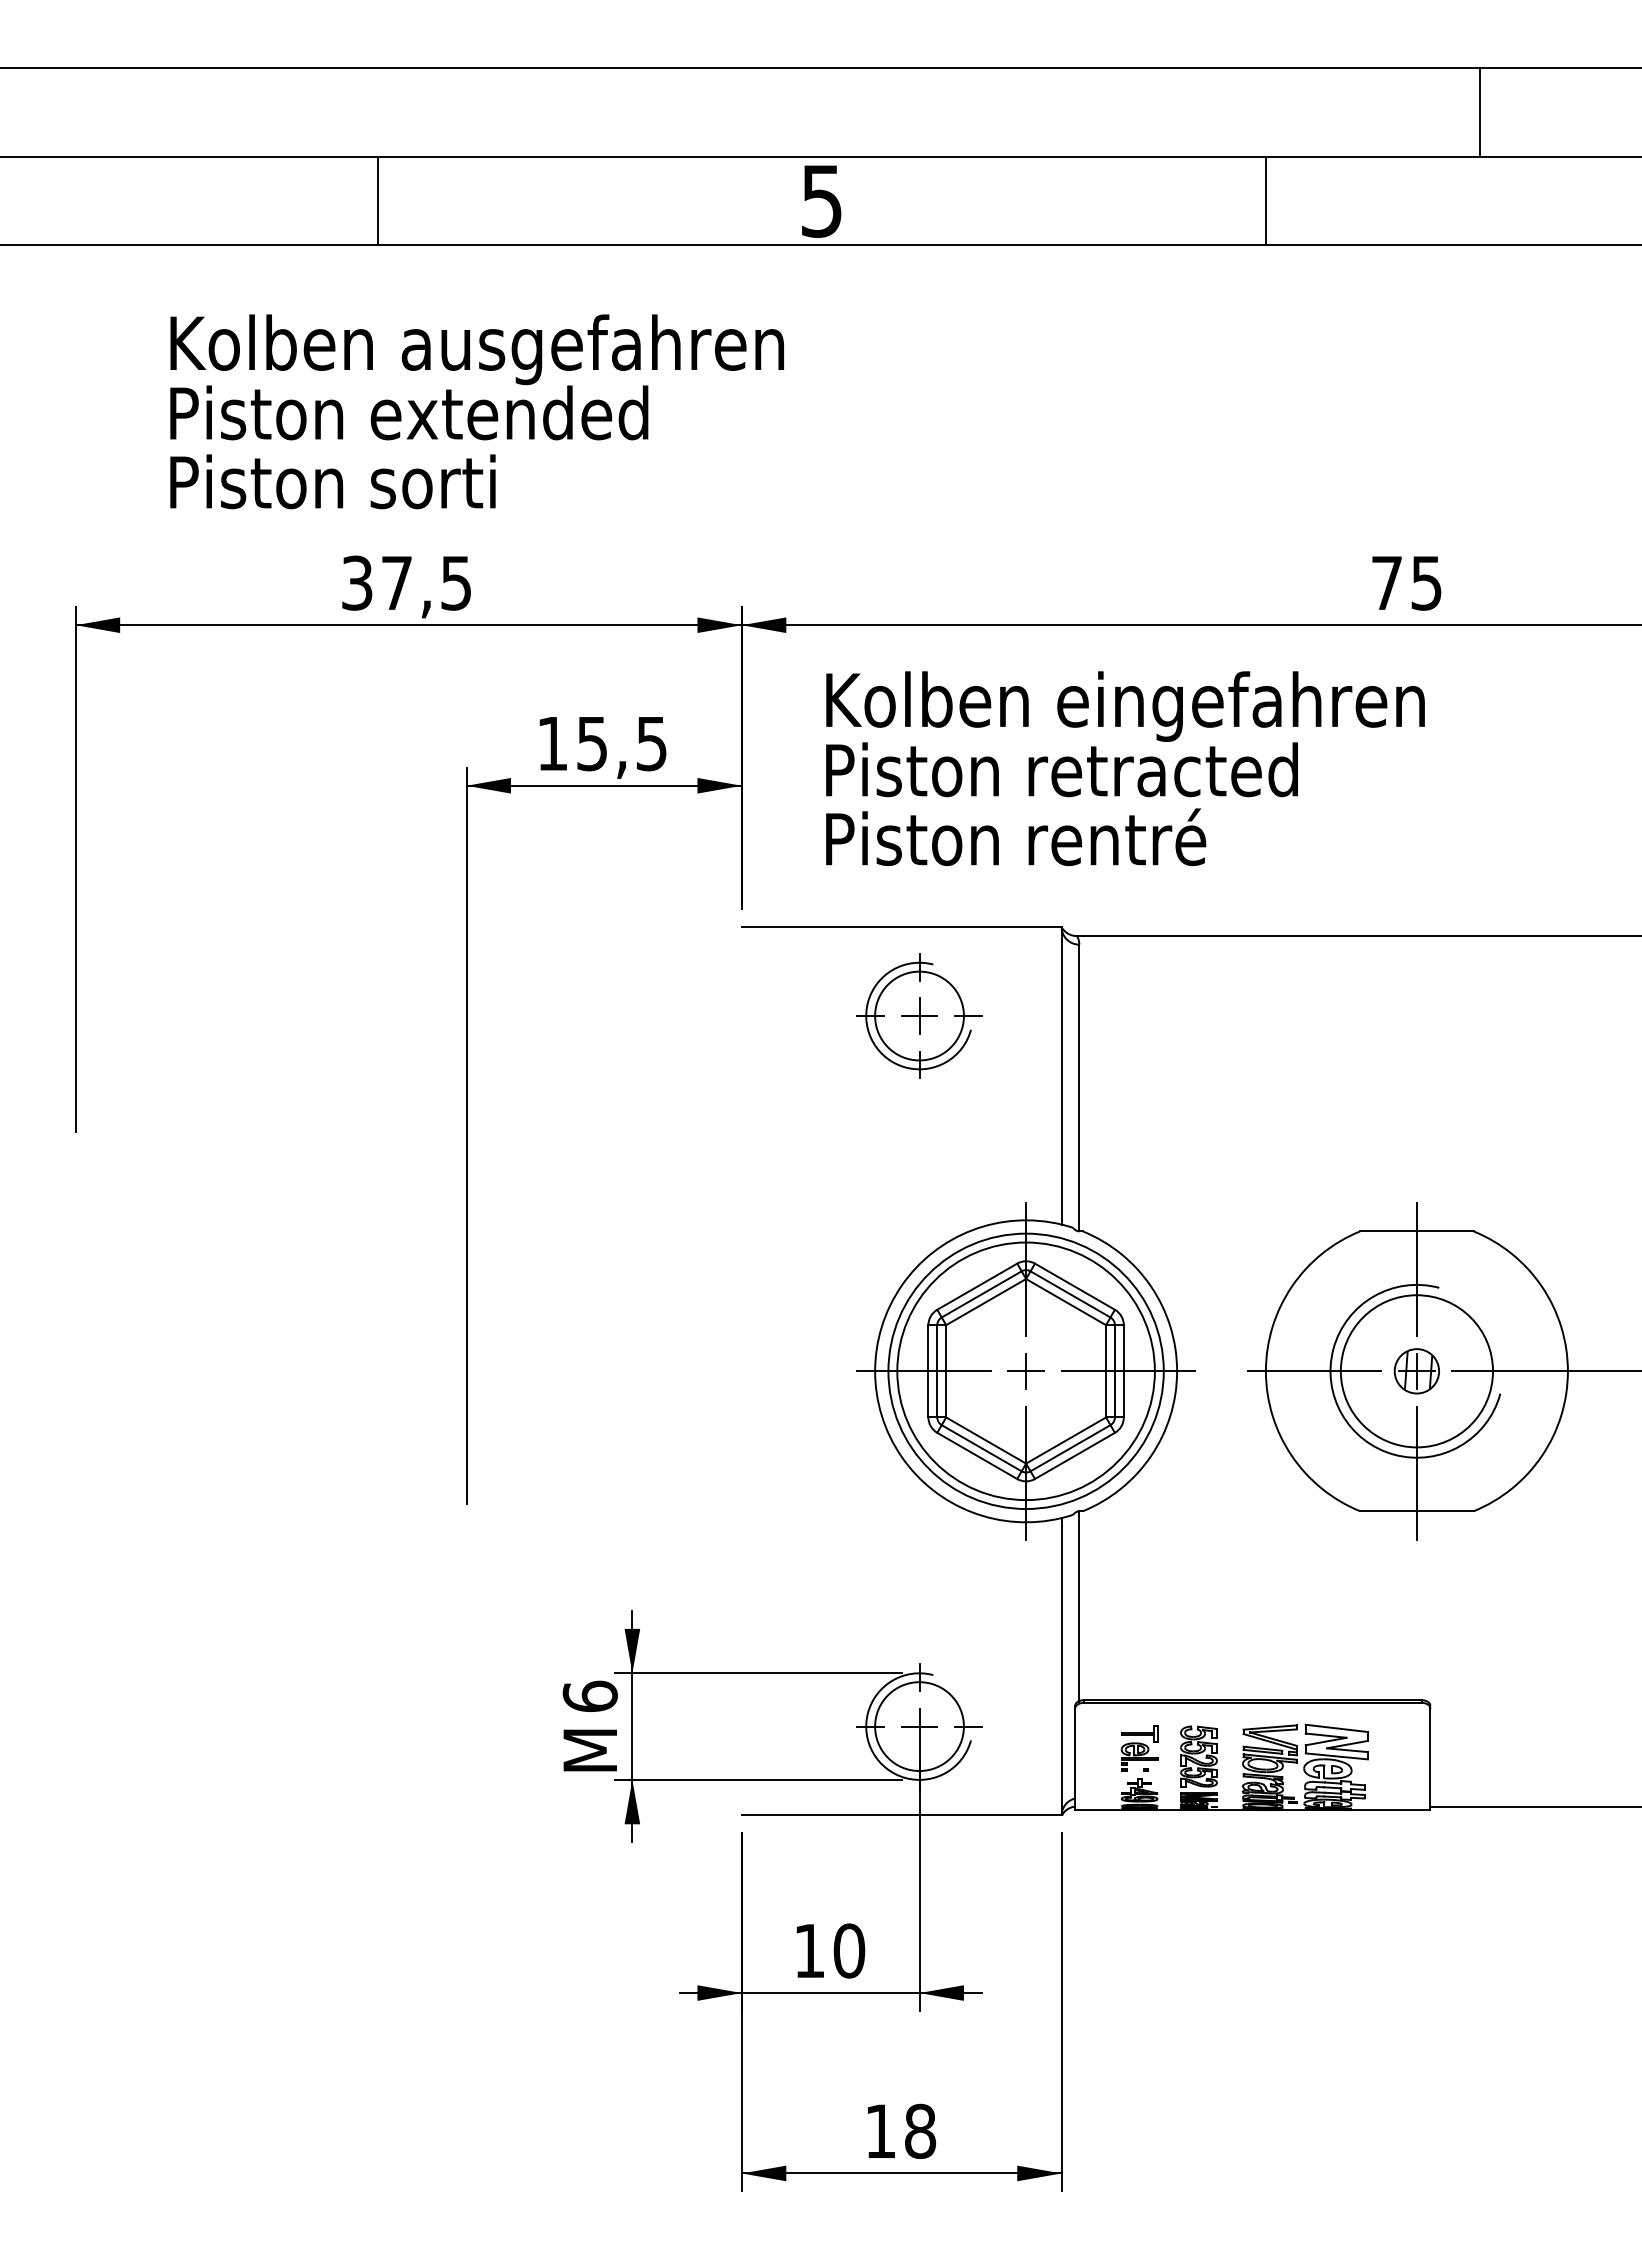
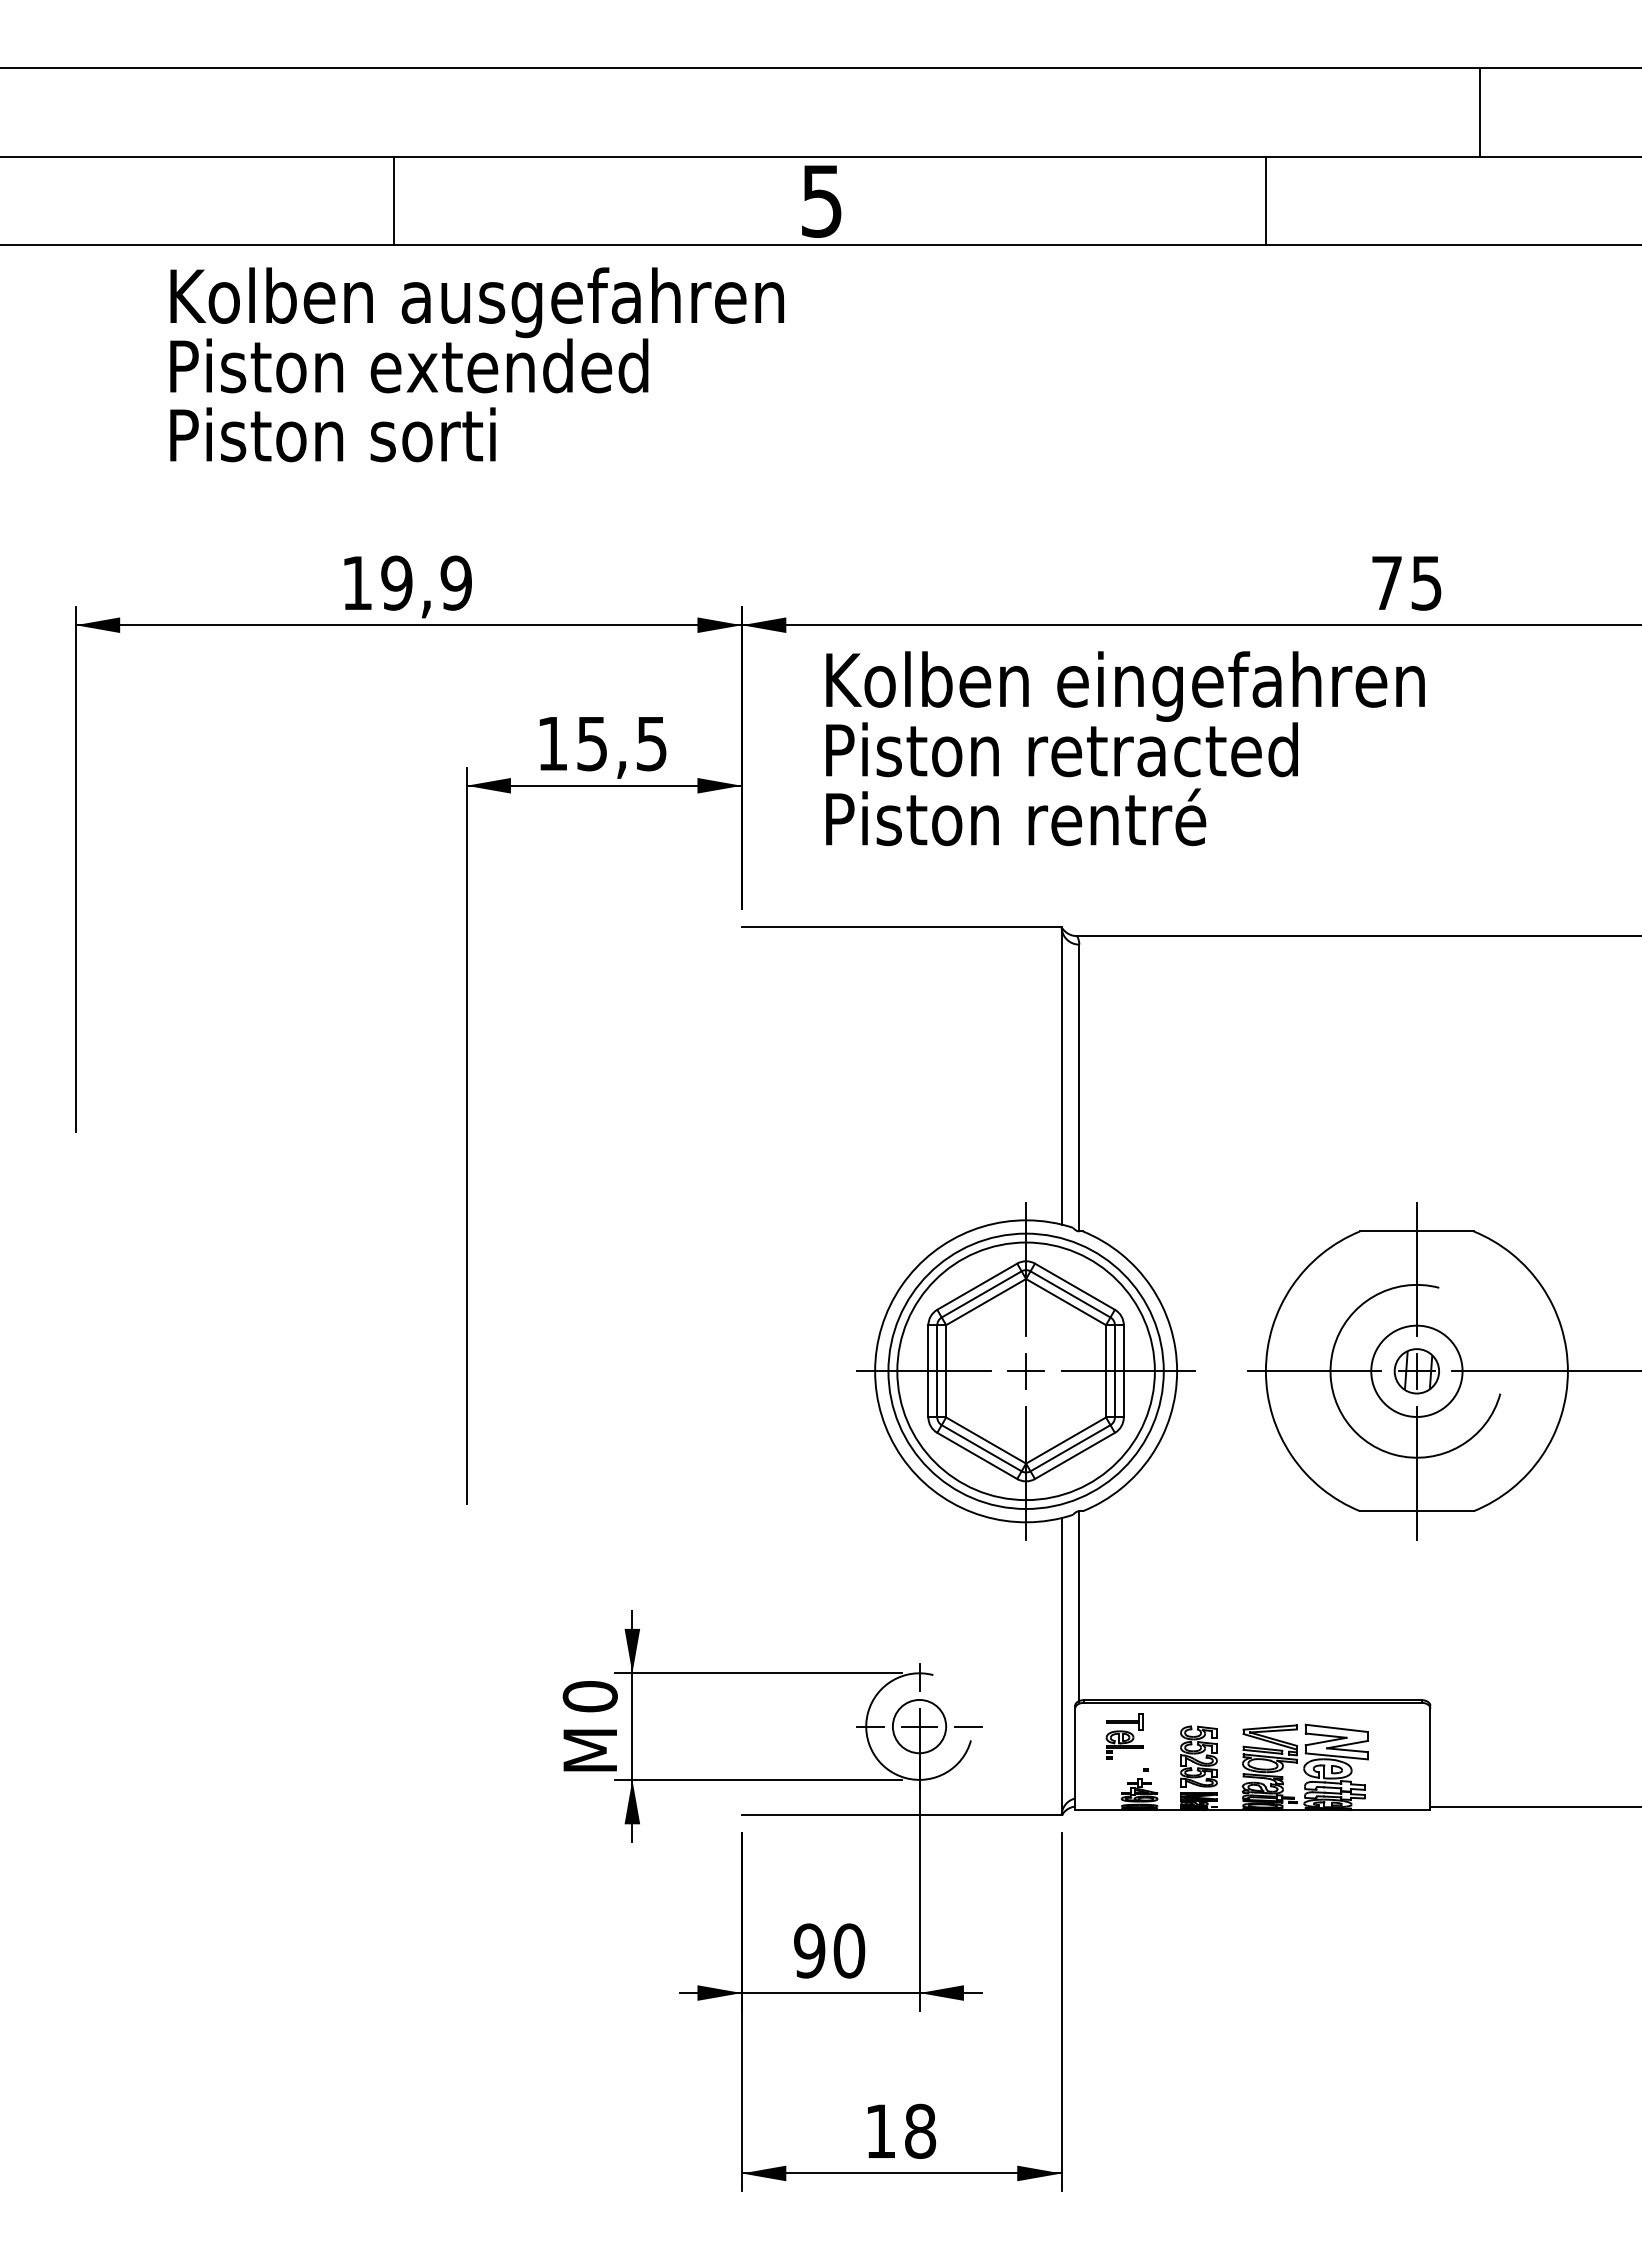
line position: (378, 200) -> (394, 200) (394, 200)
text position: (476, 411) -> (476, 364) (476, 364)
text: 37,5 -> 19,9 (406, 582)
text position: (1125, 768) -> (1125, 748) (1125, 748)
part: present -> none (919, 1015)
circle diameter: 152 px -> 91 px (1416, 1370)
text: 6 -> 0 (589, 1696)
circle diameter: 89 px -> 53 px (919, 1726)
part position: (1139, 1748) -> (1124, 1736) (1124, 1736)
text: 10 -> 90 (809, 1950)
